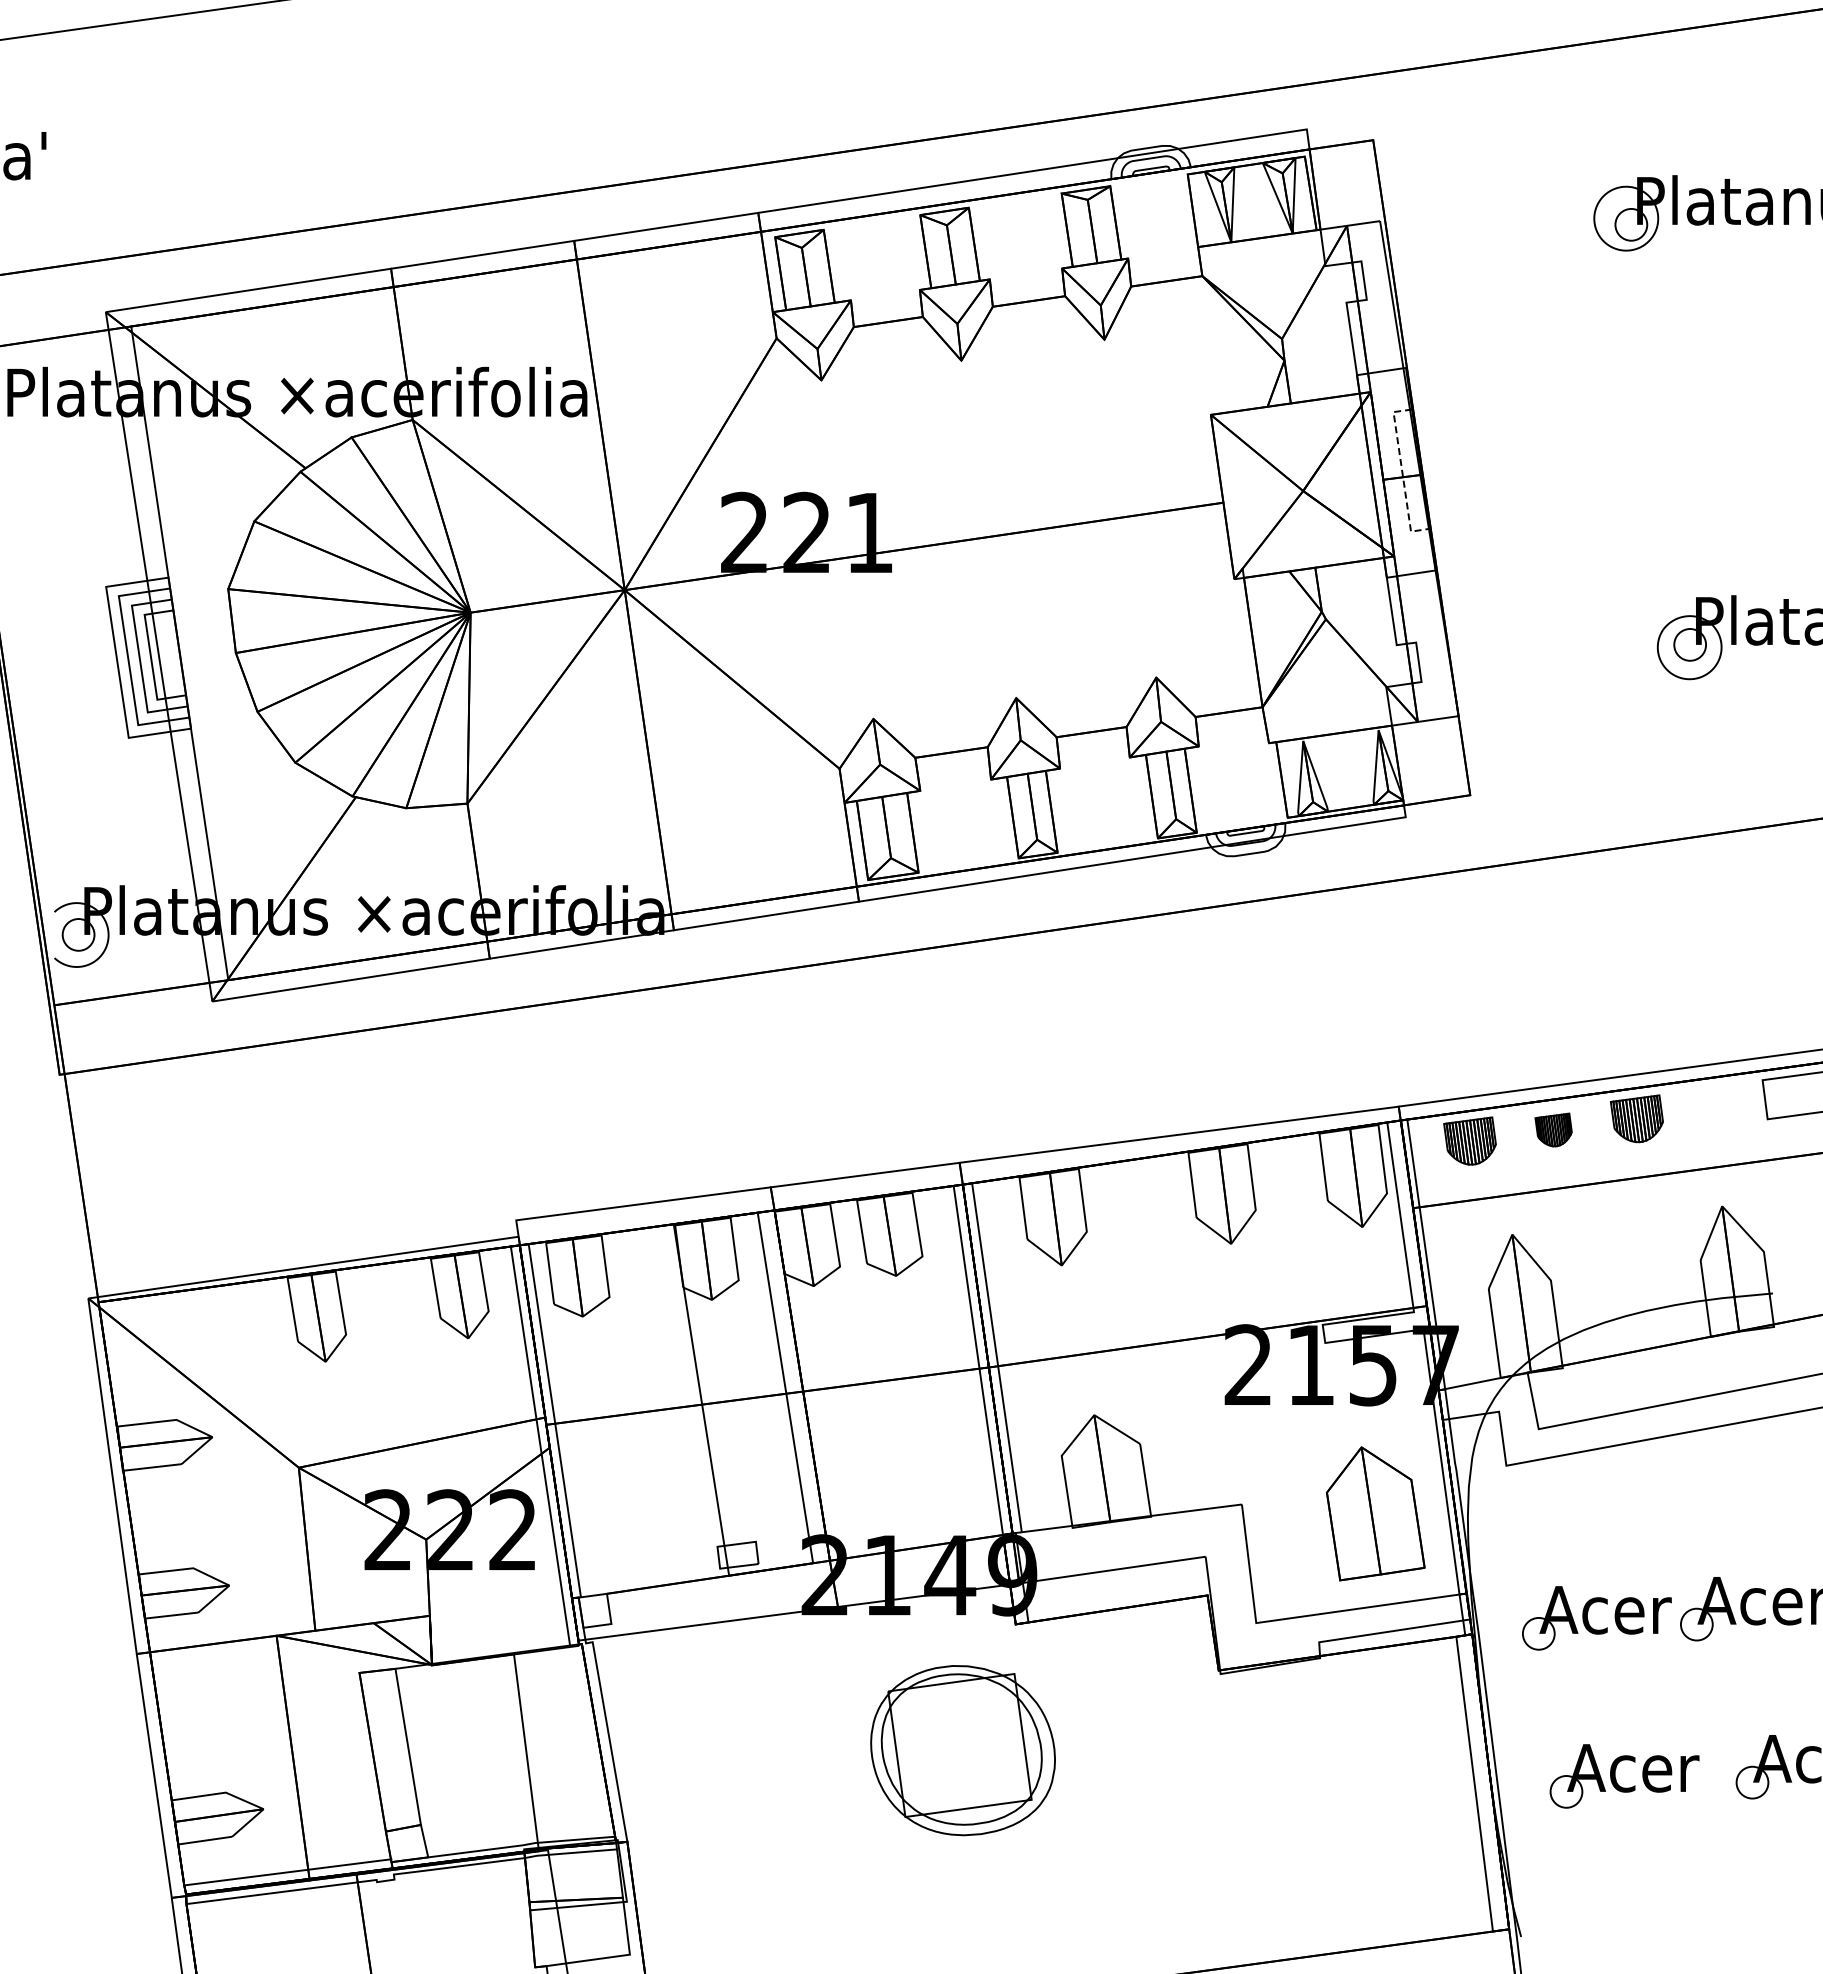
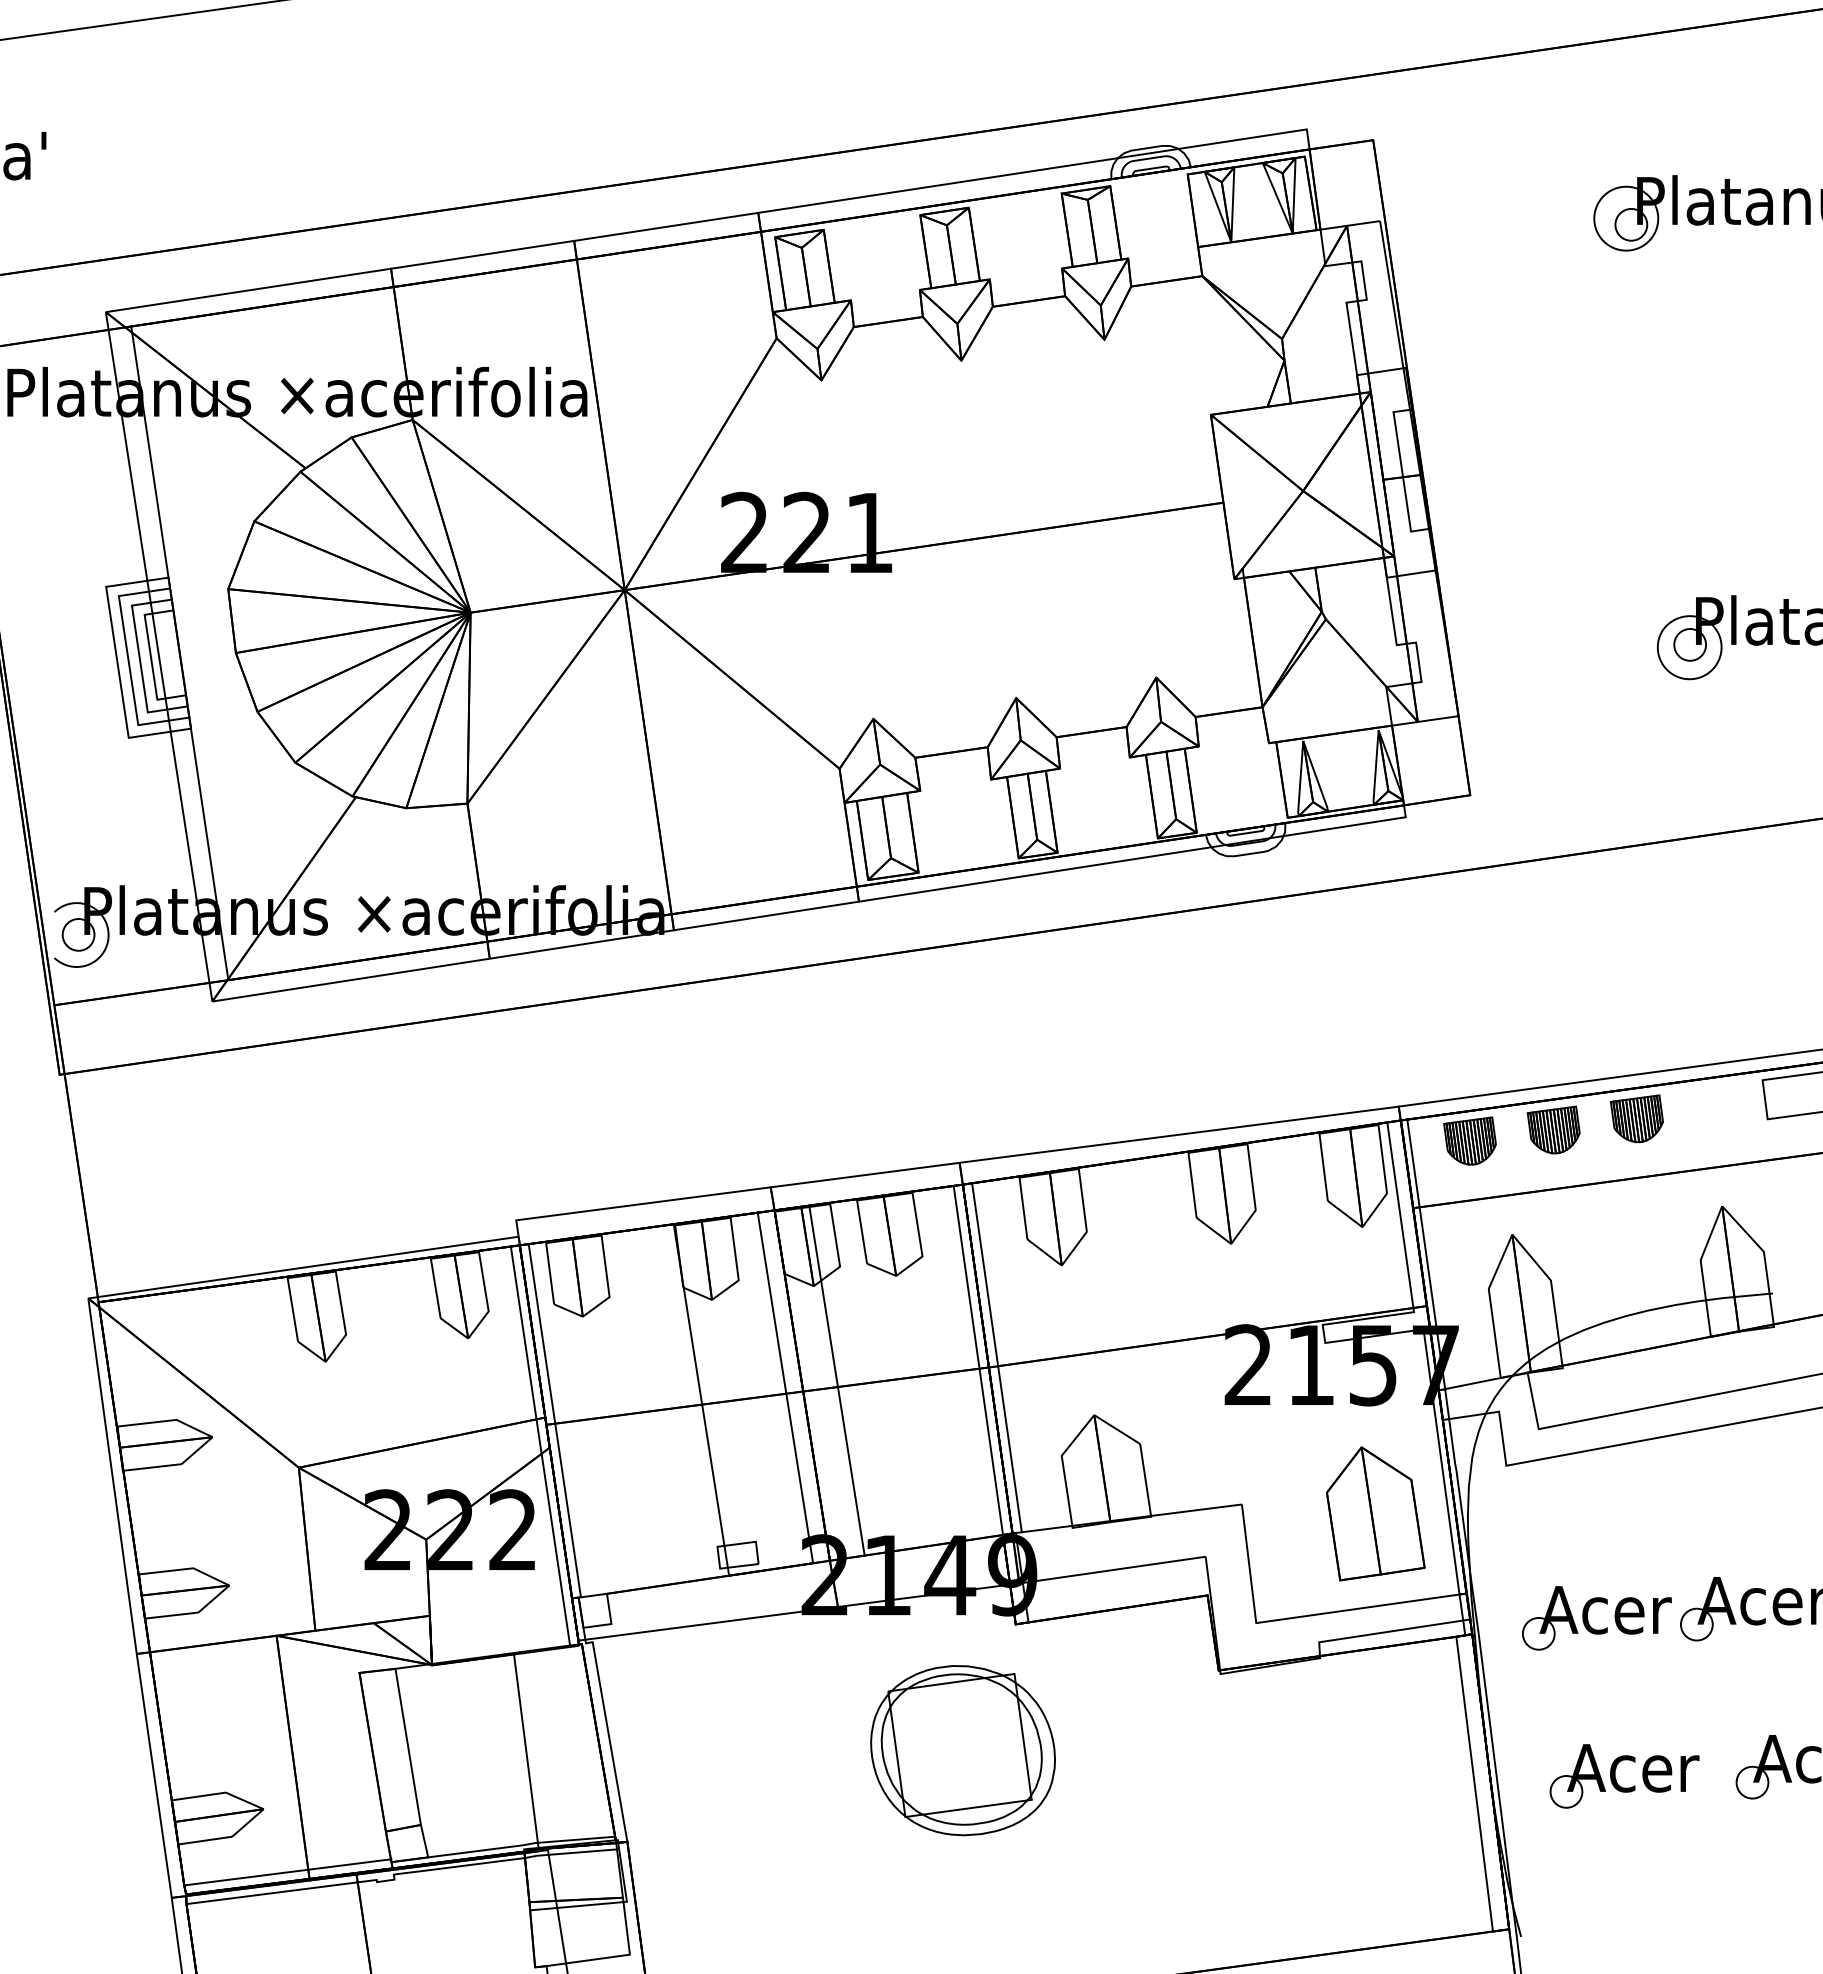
line: dashed -> solid (1402, 472)
part size: 39x36 px -> 55x50 px (1553, 1129)
line: none -> present (836, 1380)
